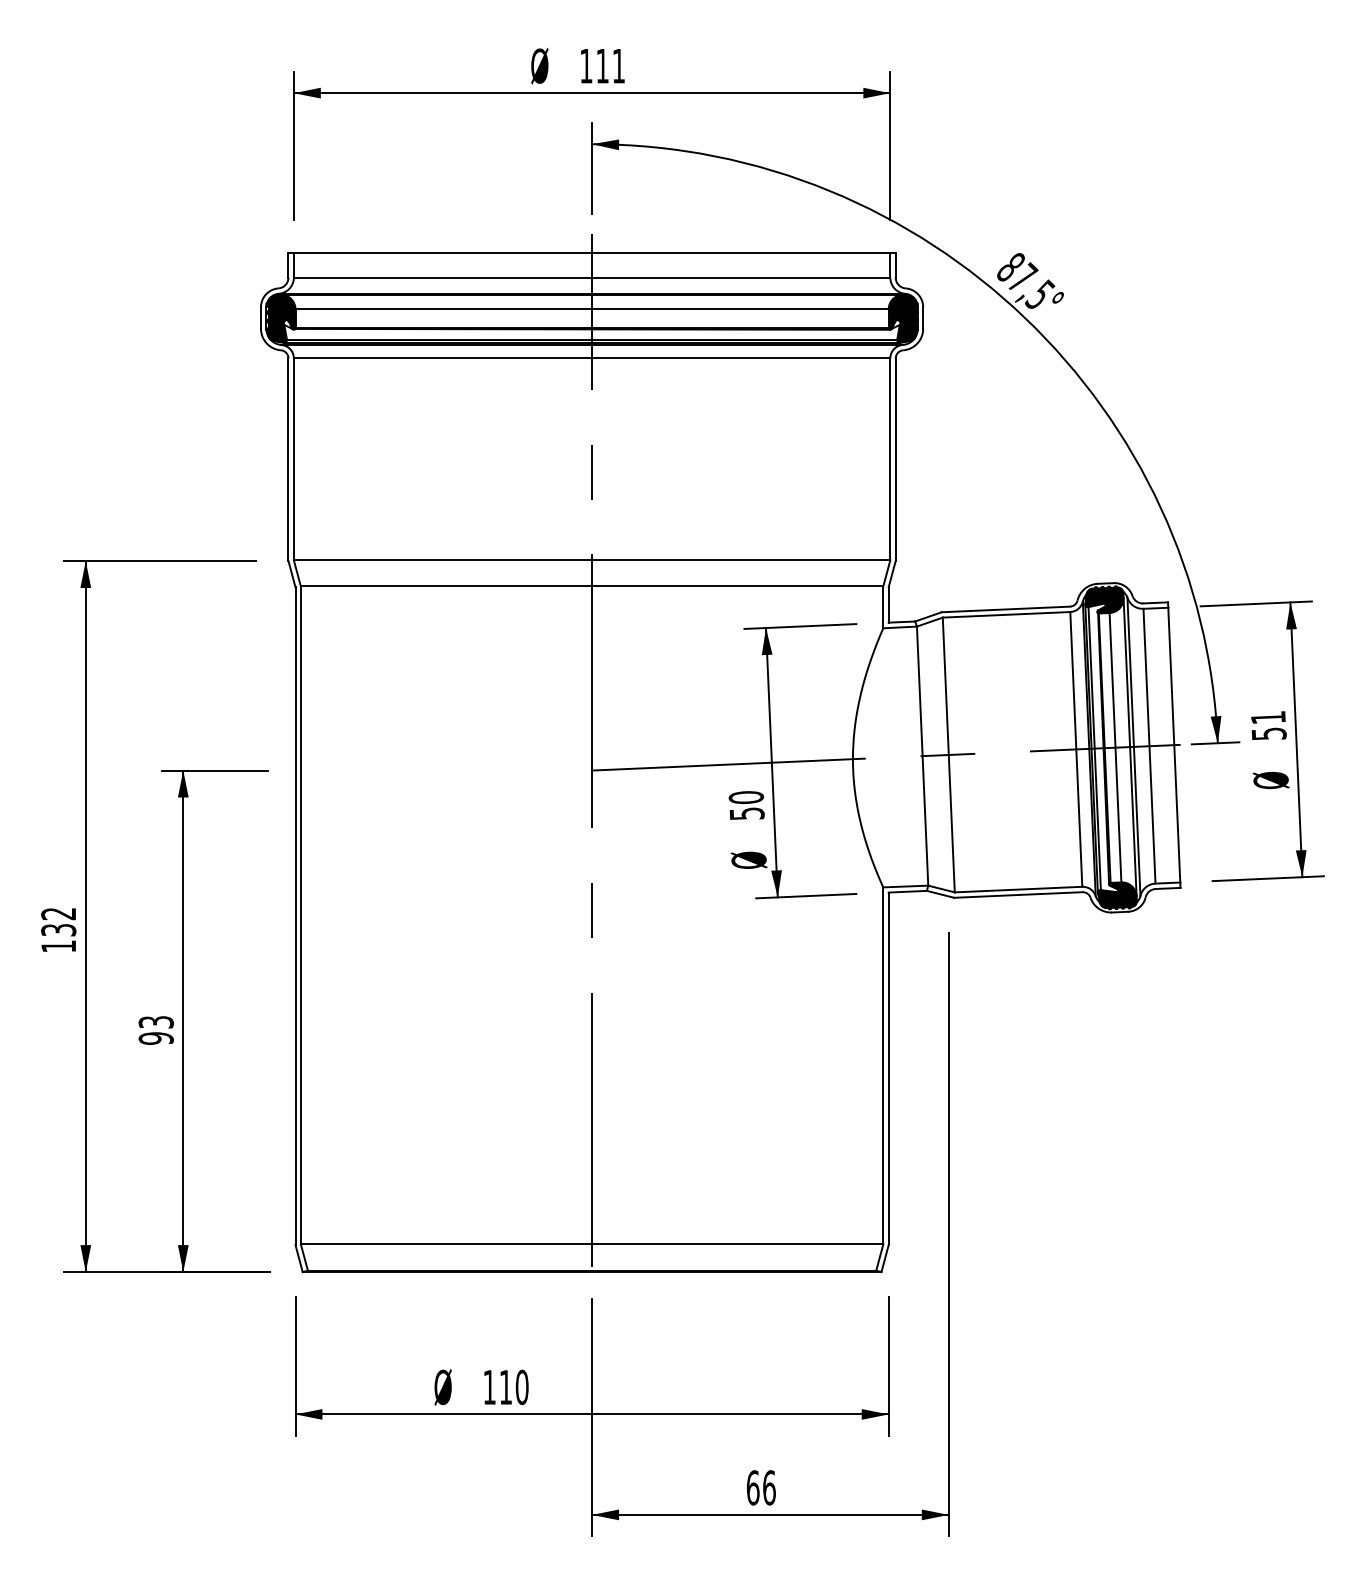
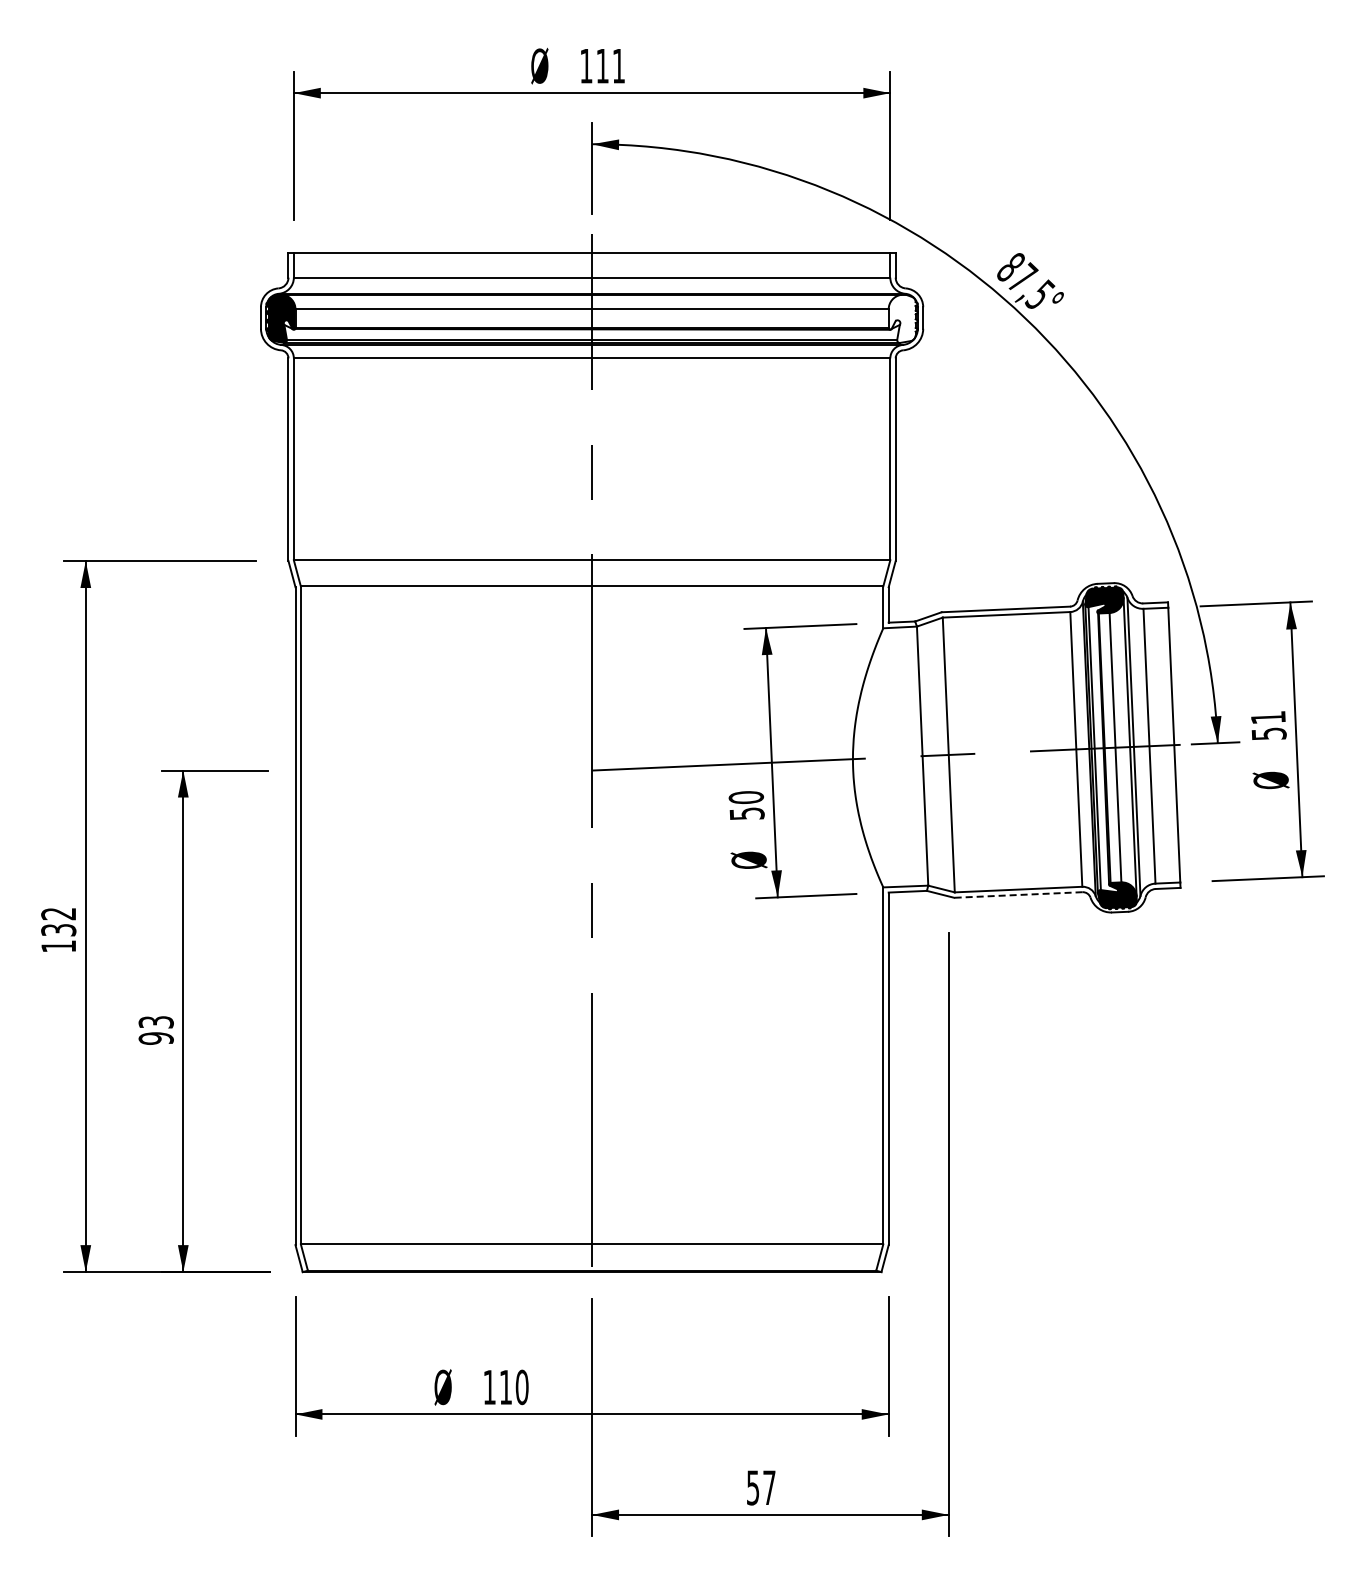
fill: present -> none (902, 318)
line: solid -> dashed (1017, 895)
text: 66 -> 57 (760, 1487)
